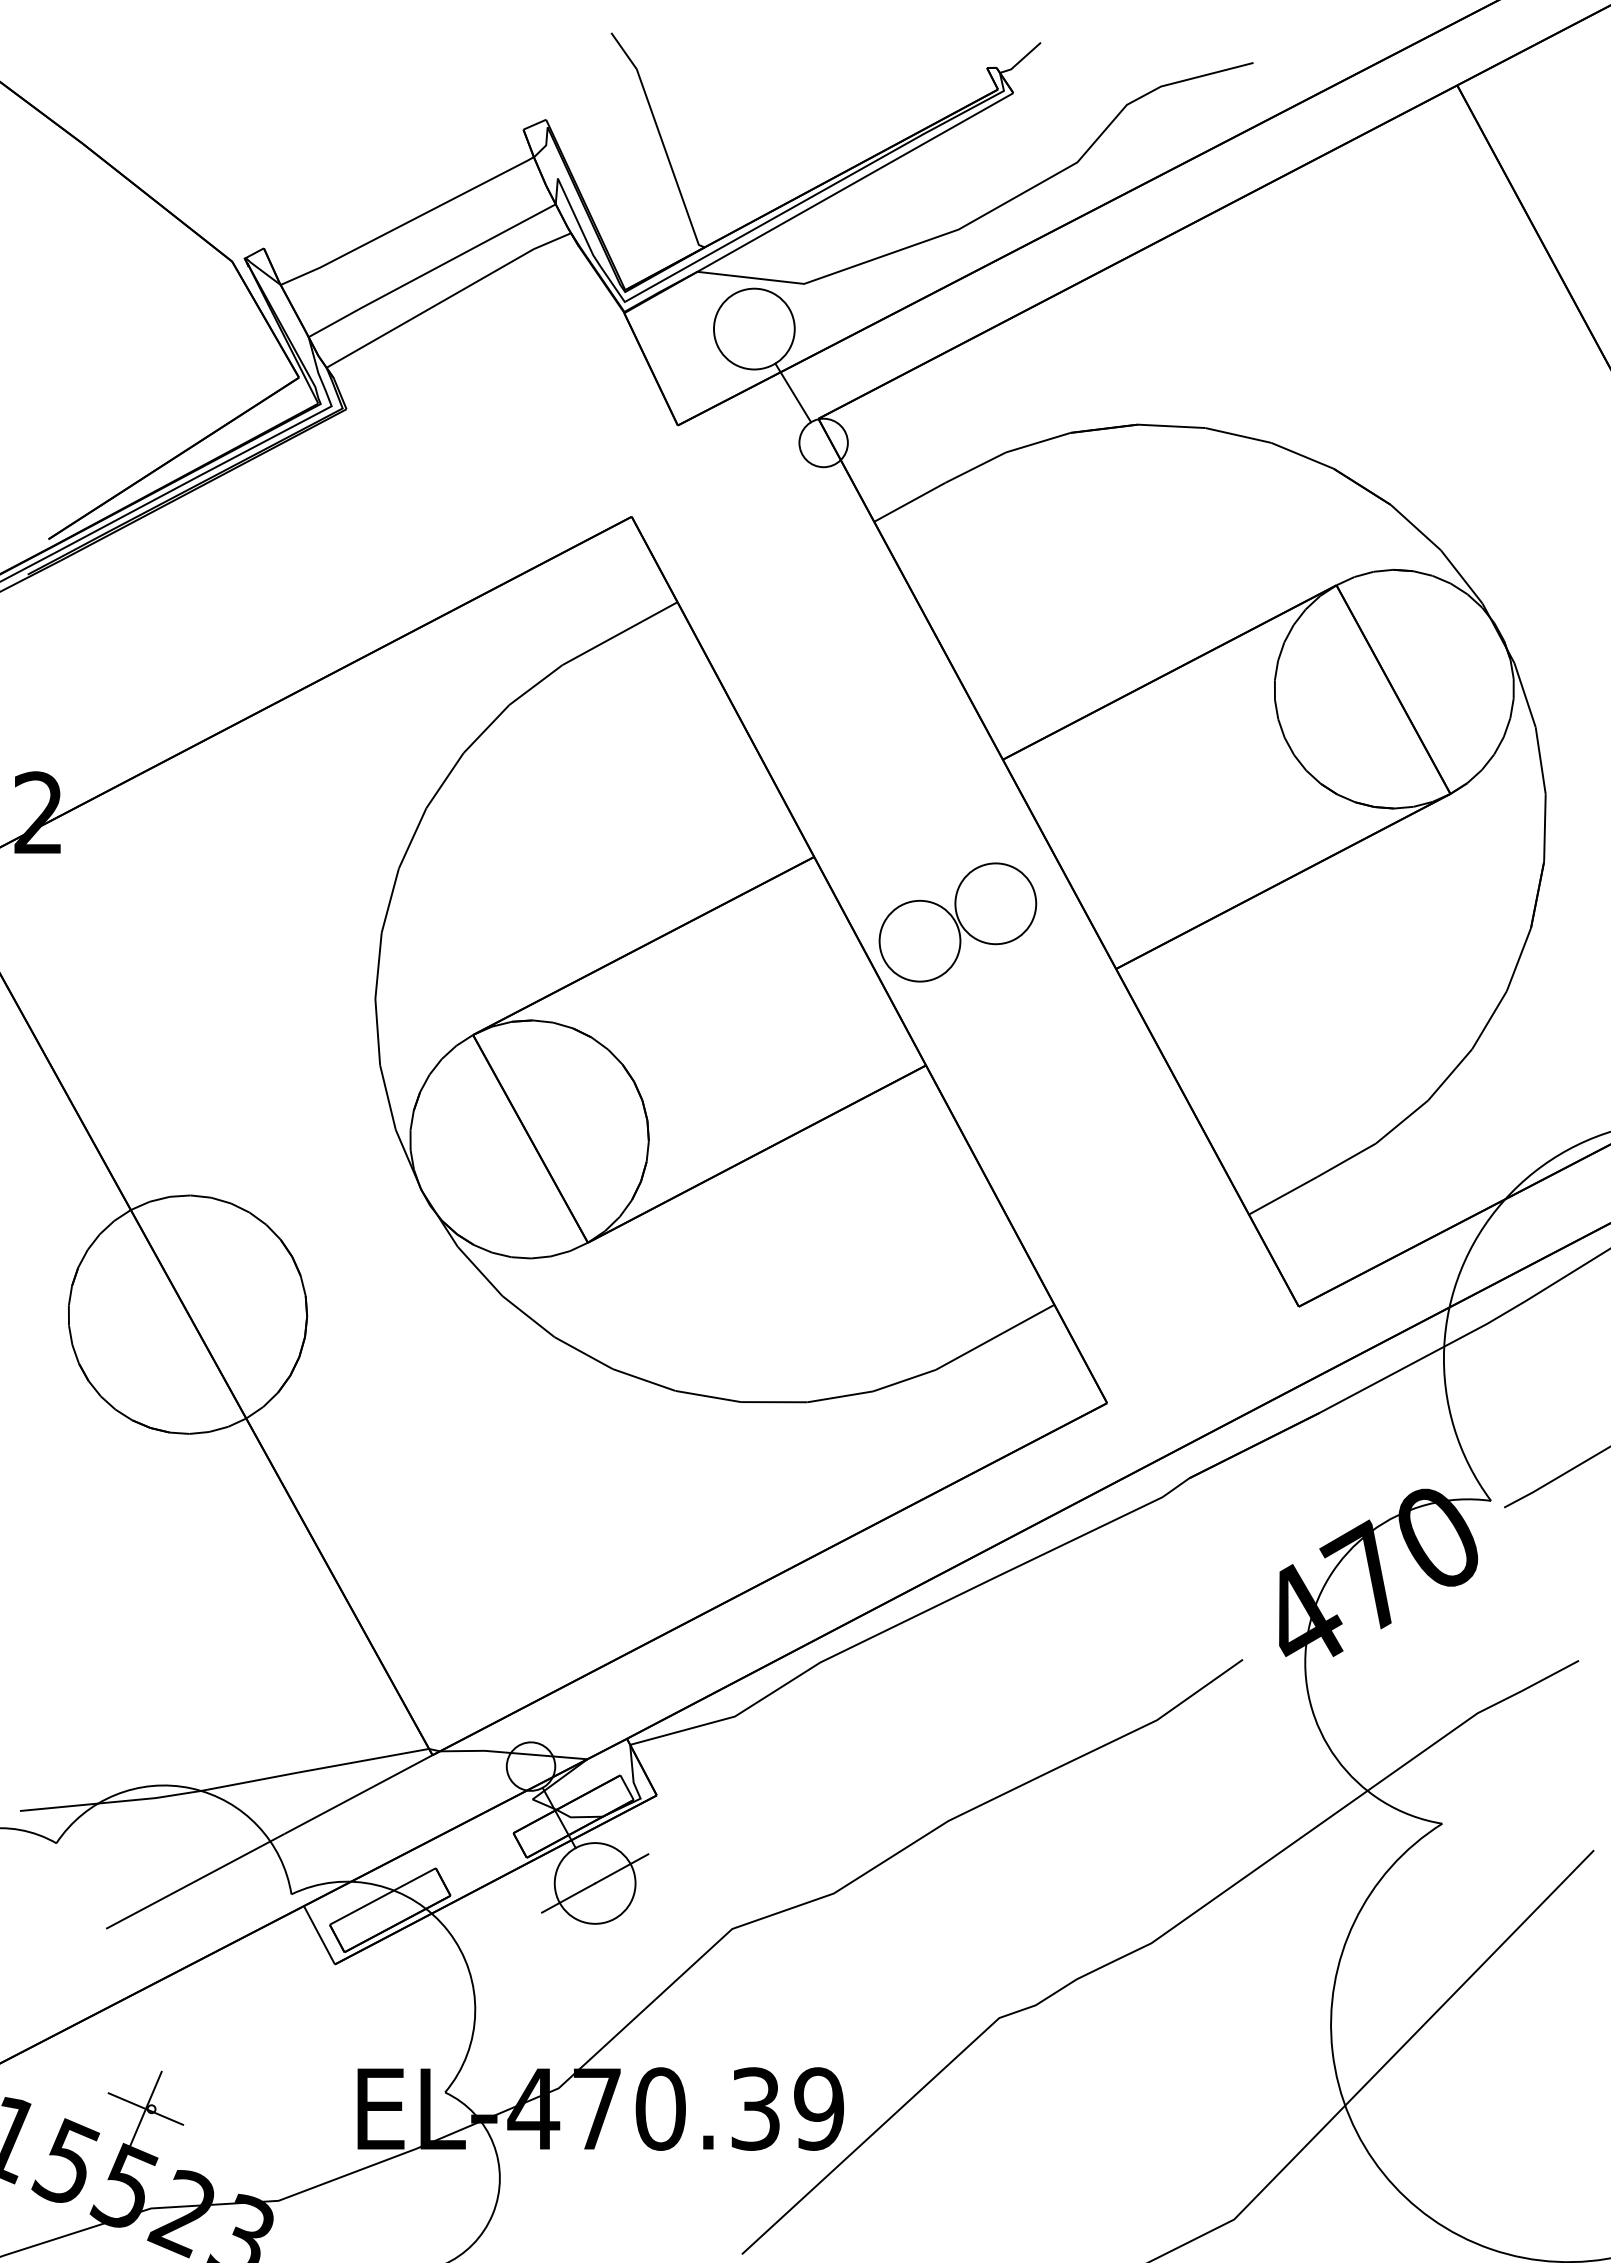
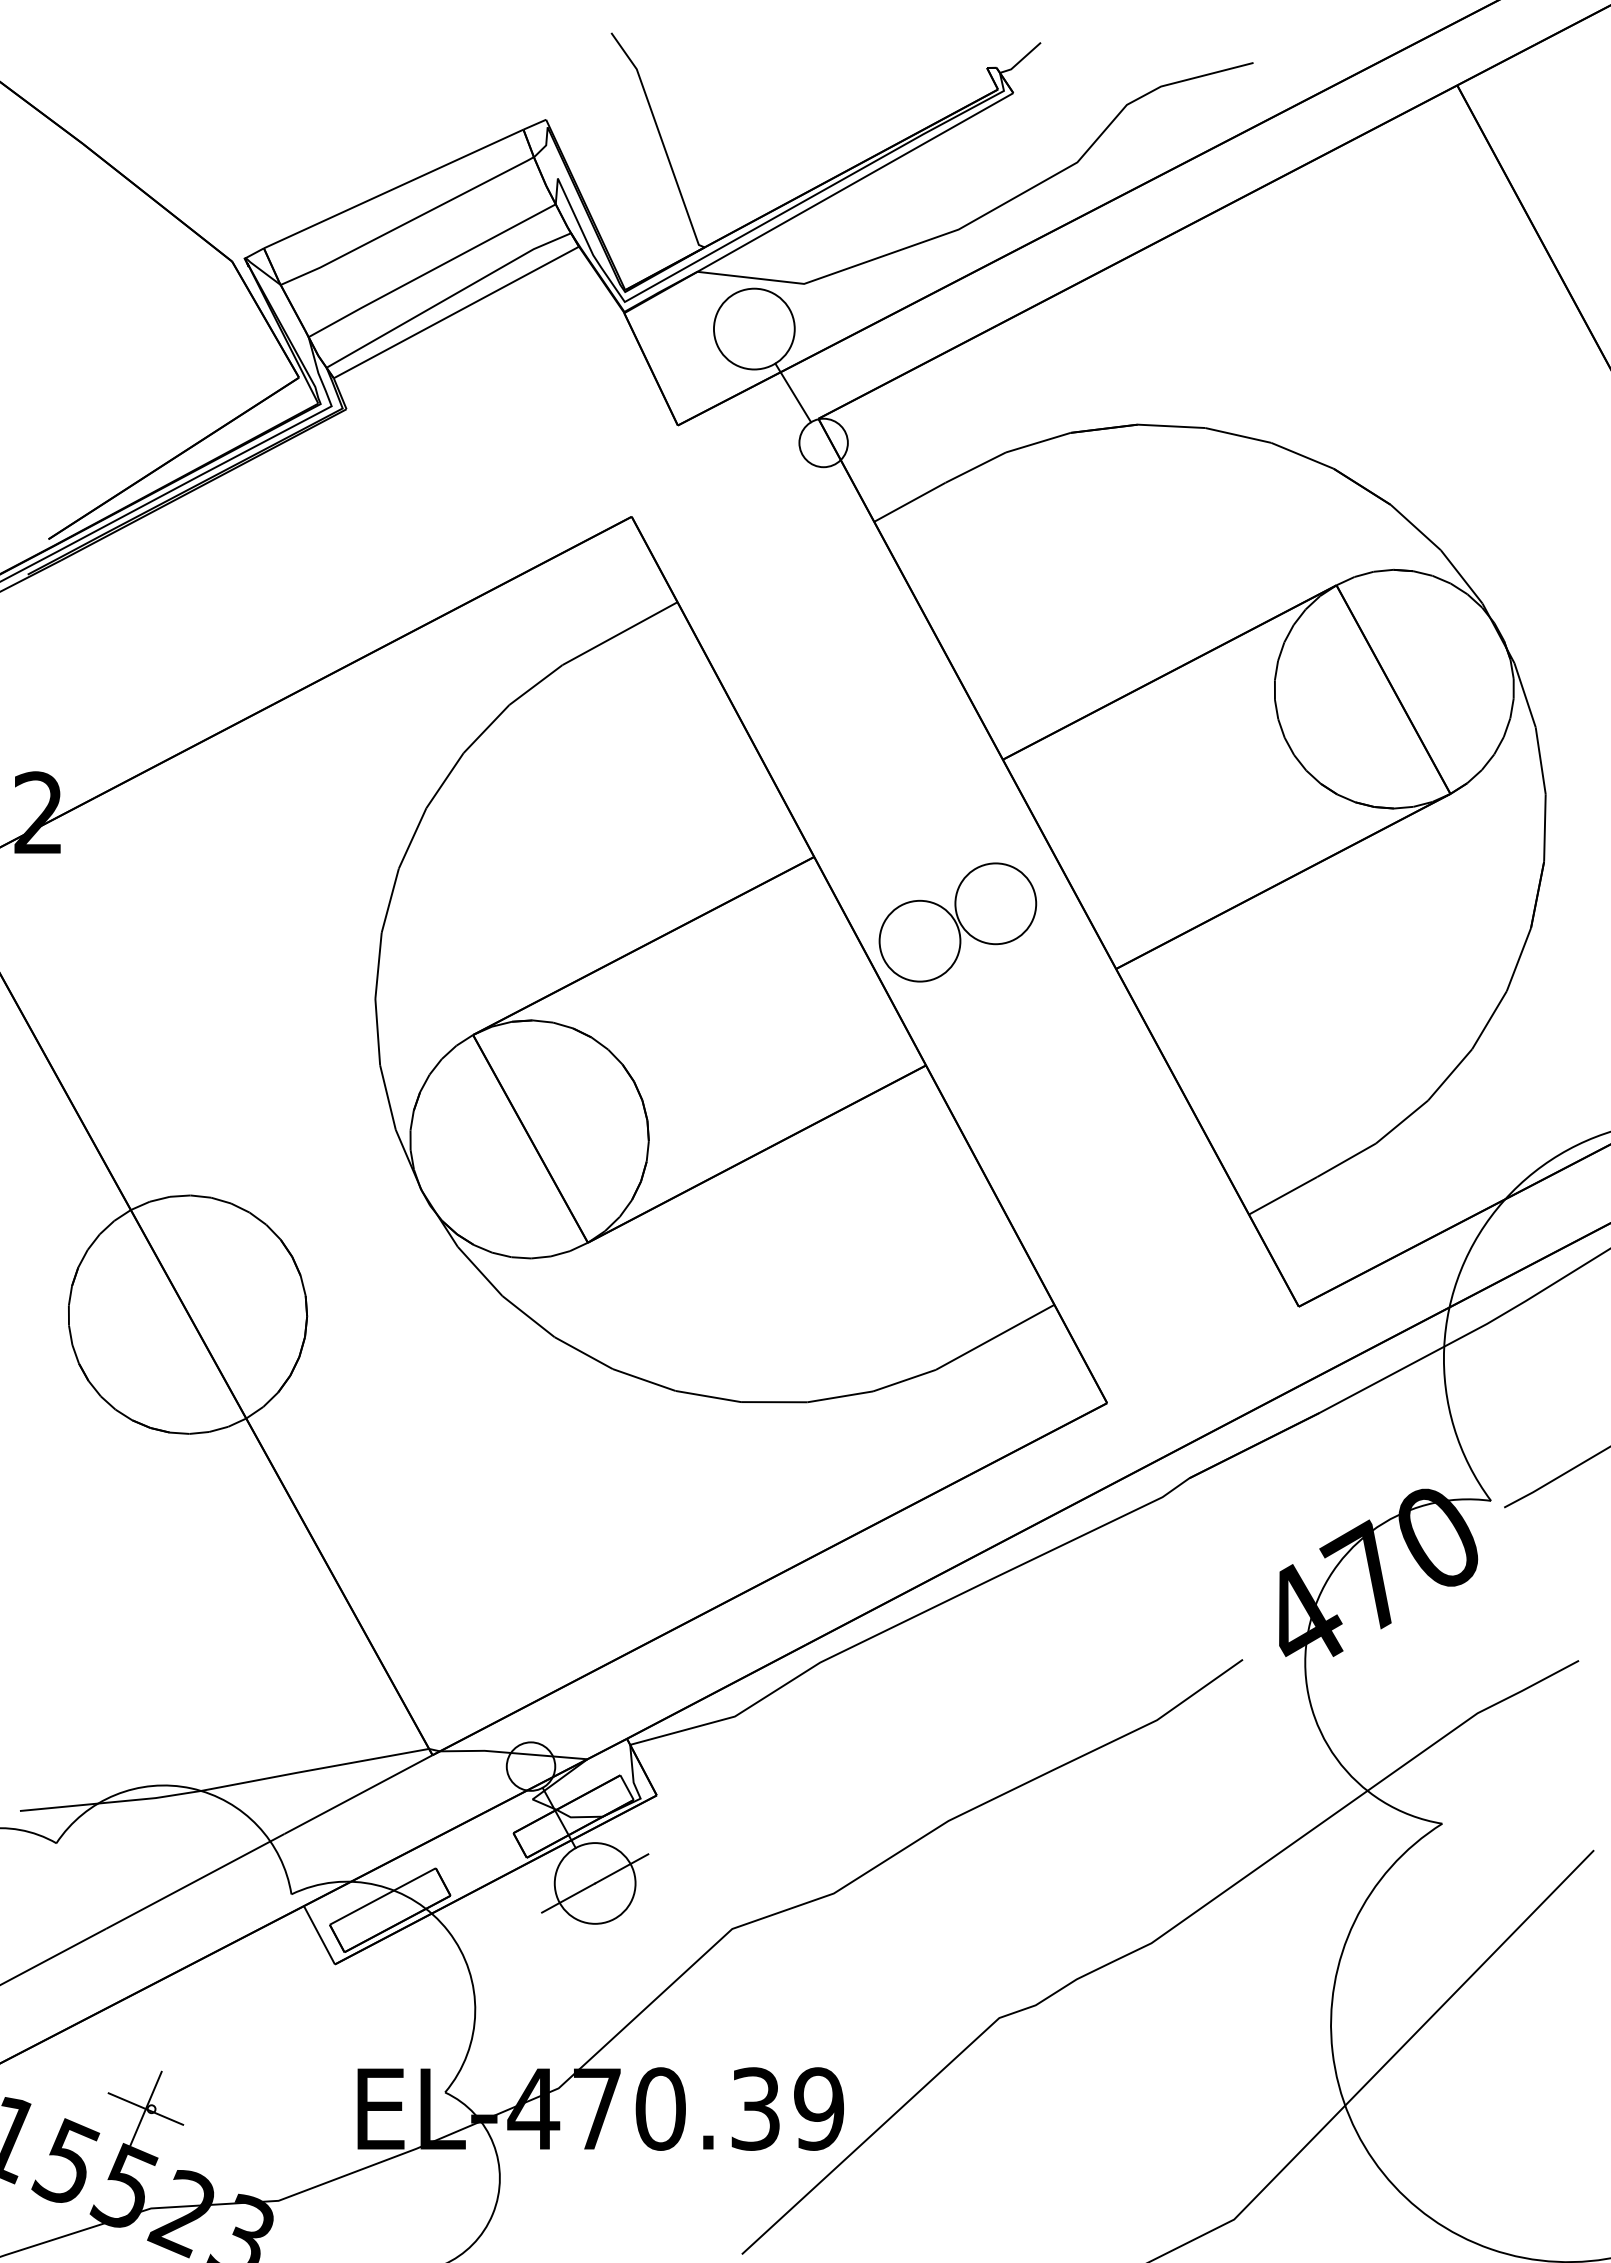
line: none -> present (393, 188)
line: none -> present (456, 312)
line: none -> present (54, 1956)
